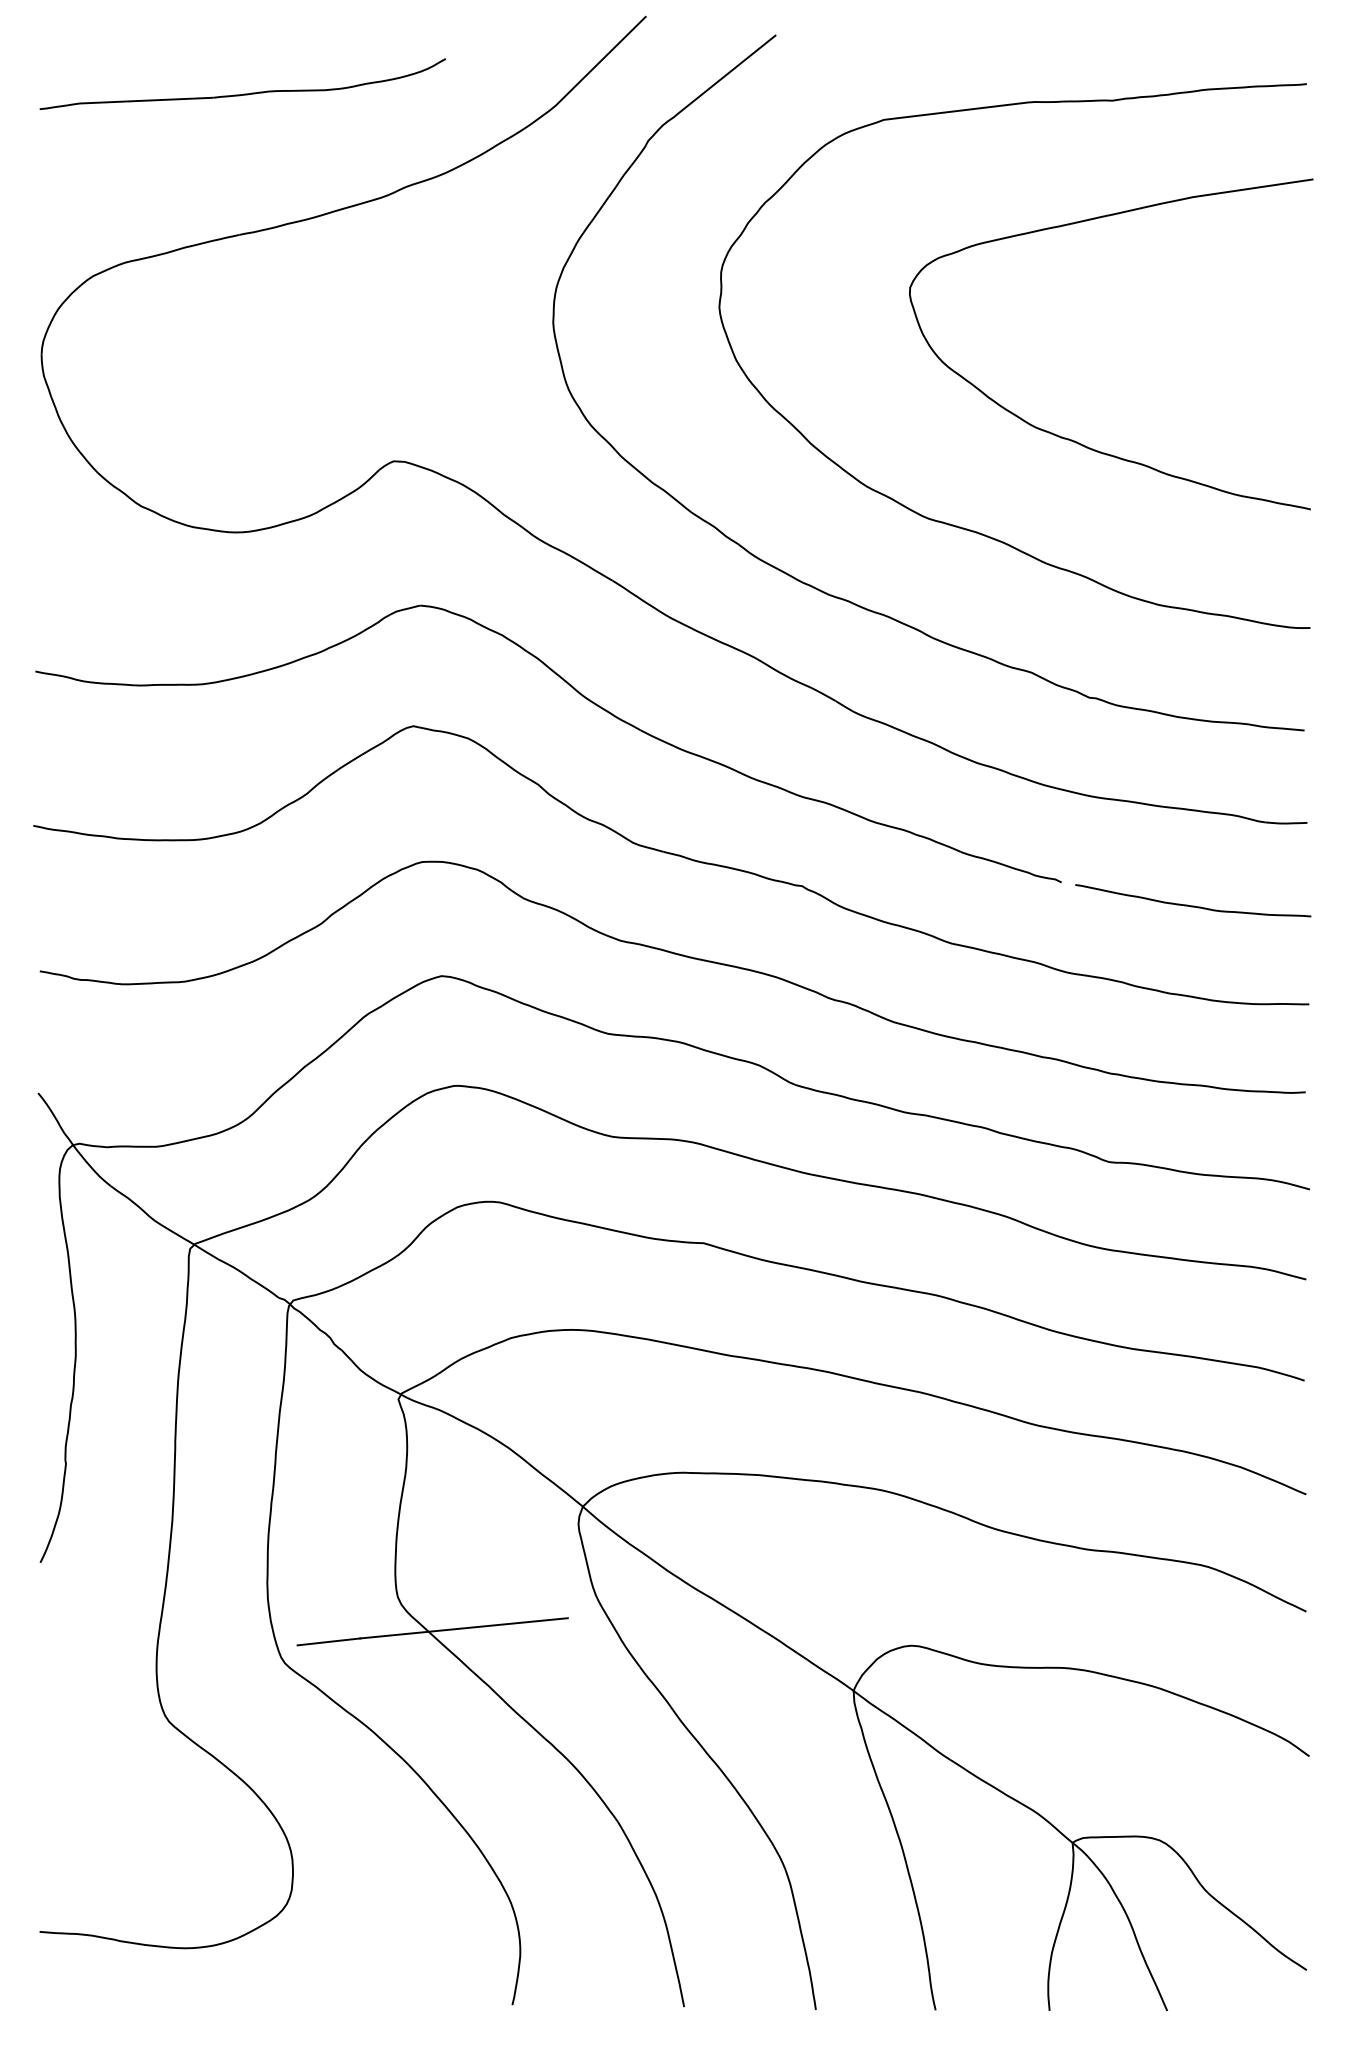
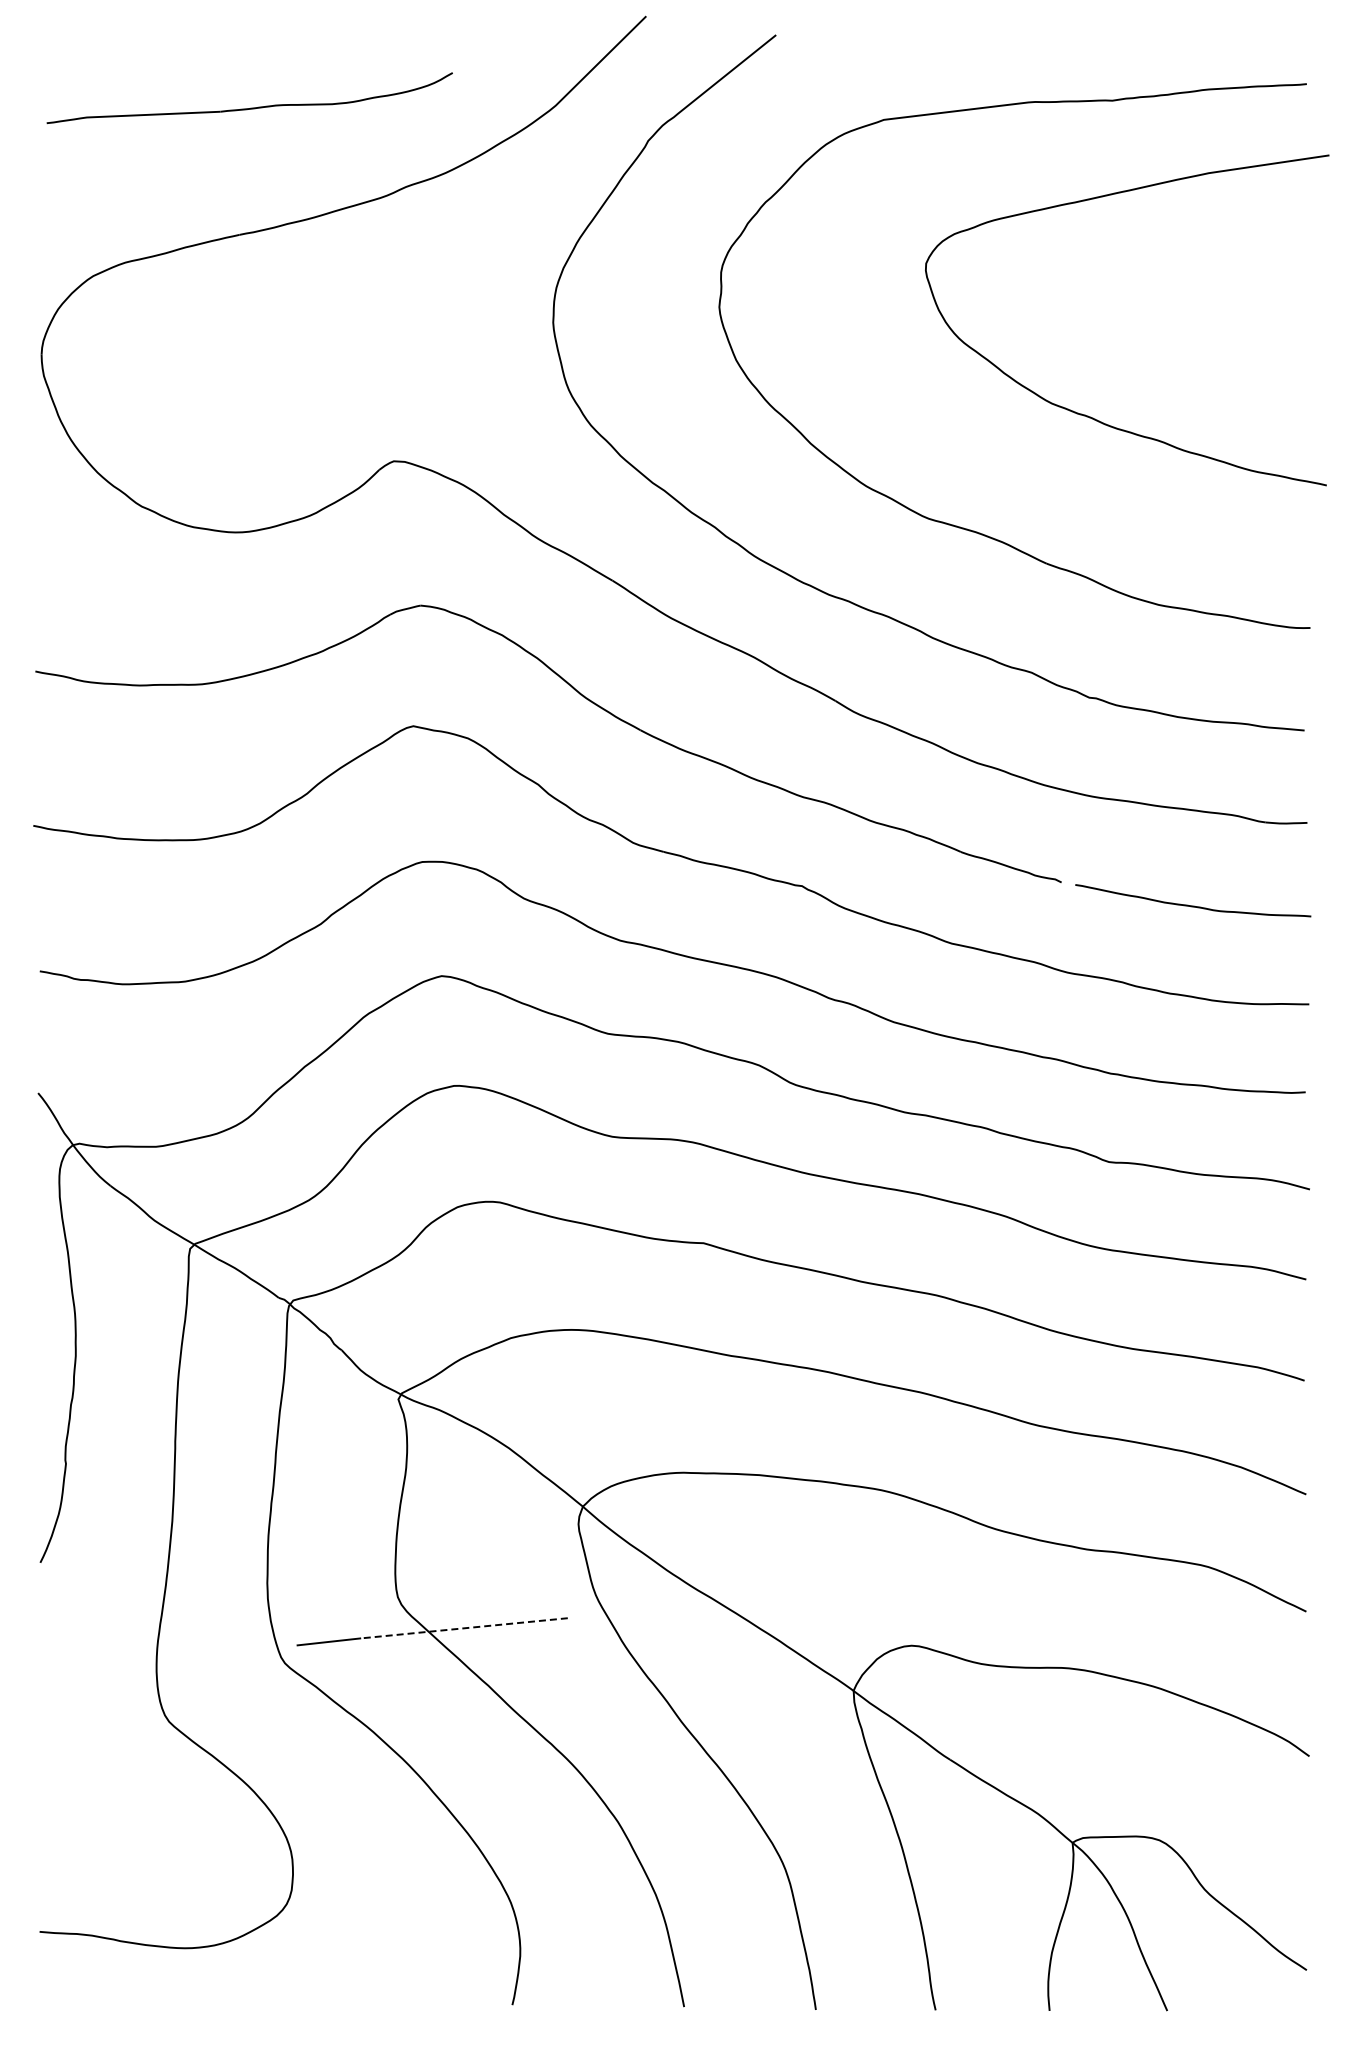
part position: (243, 93) -> (250, 107) (250, 107)
curve position: (1072, 439) -> (1088, 415) (1088, 415)
line: solid -> dashed (463, 1628)
